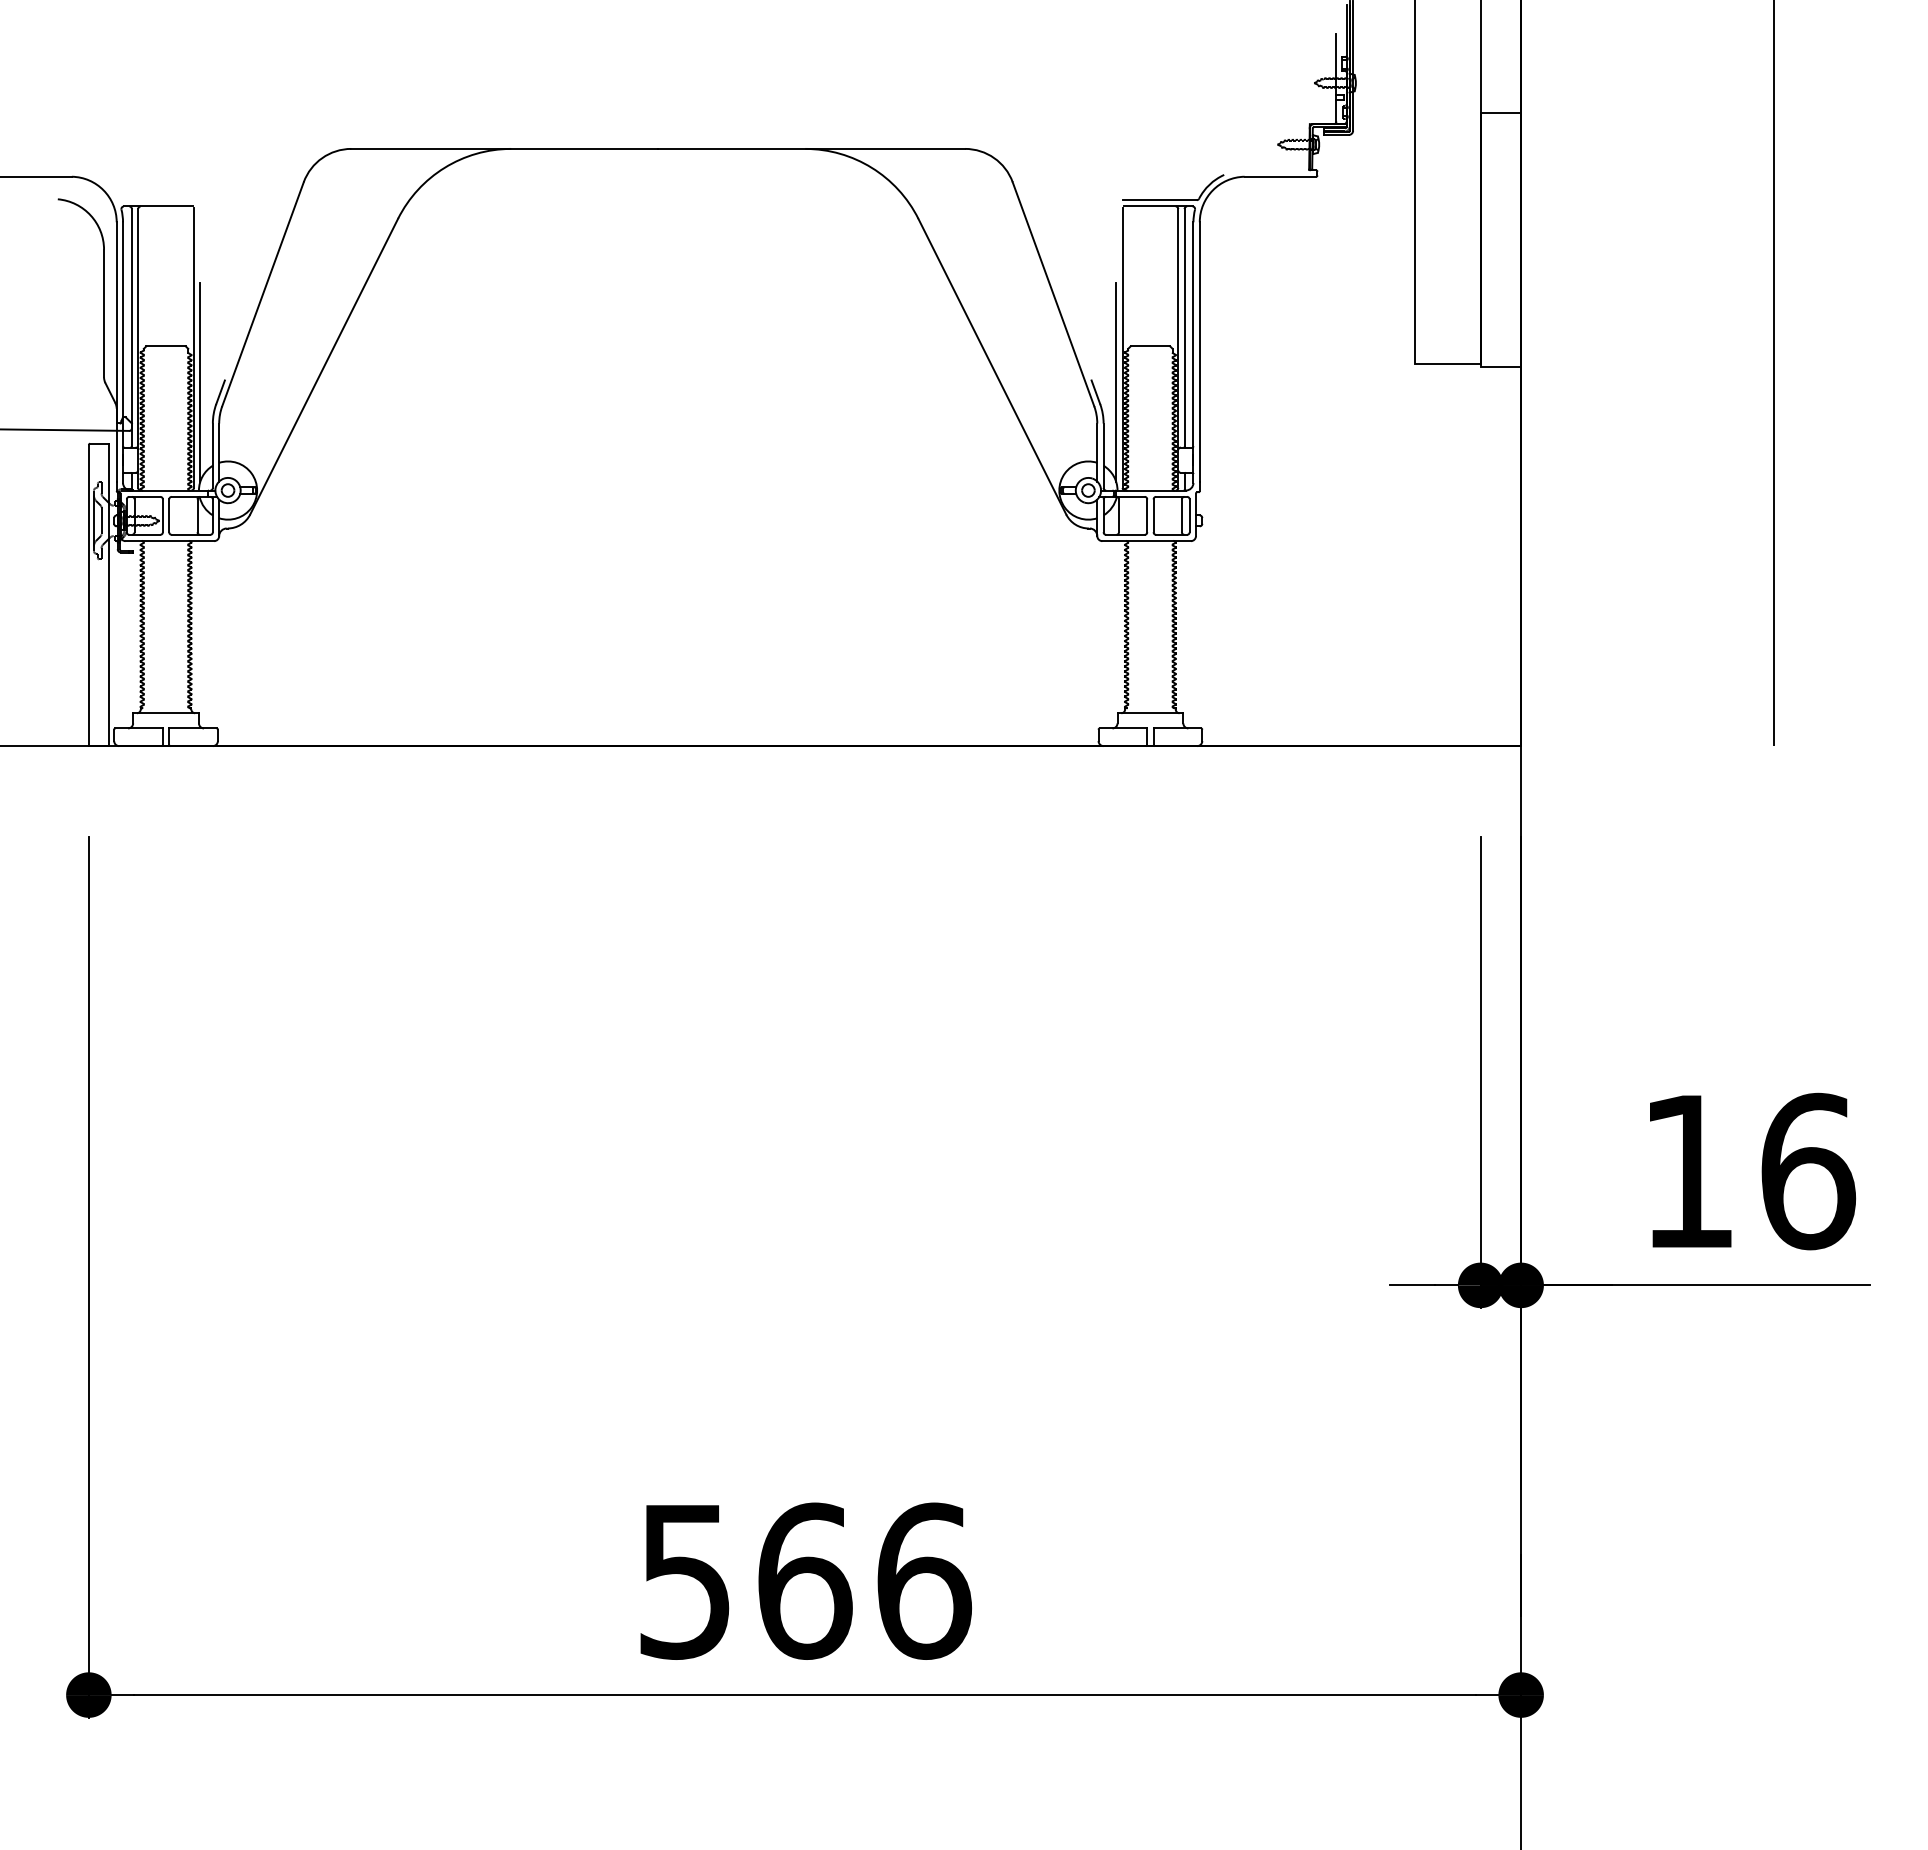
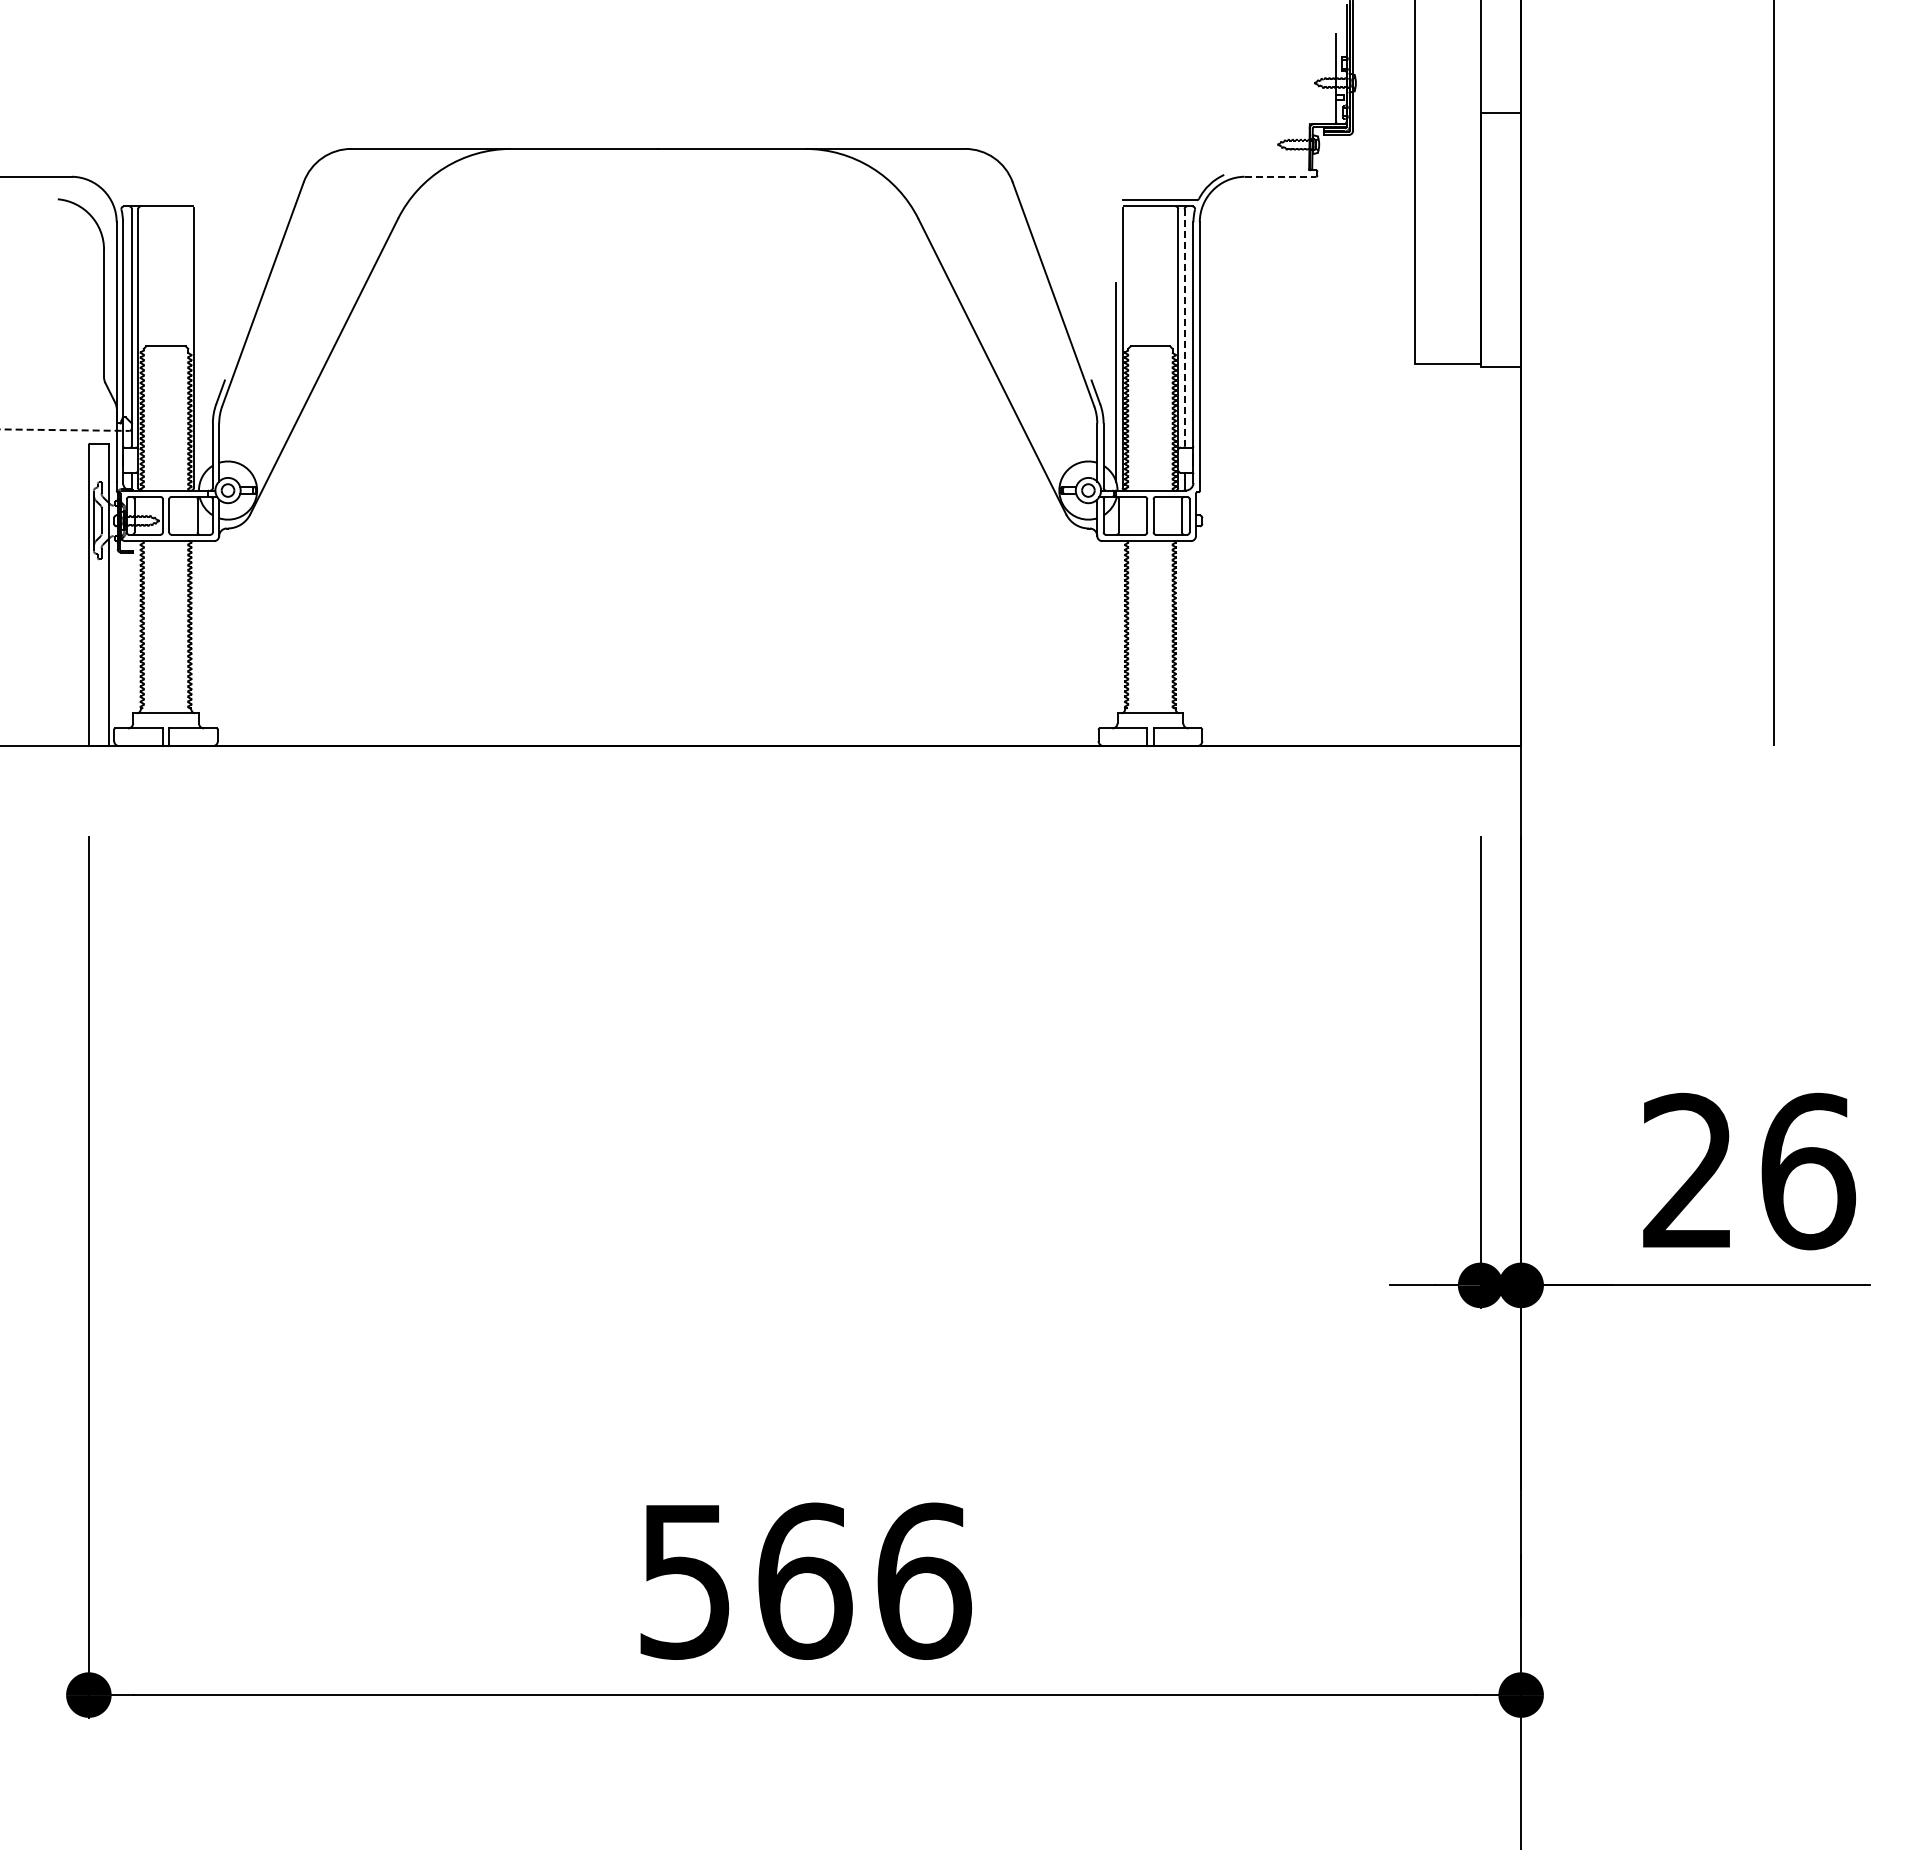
line: solid -> dashed (1280, 176)
line: solid -> dashed (1184, 327)
line: present -> none (200, 382)
line: solid -> dashed (65, 430)
text: 16 -> 26 (1687, 1169)
